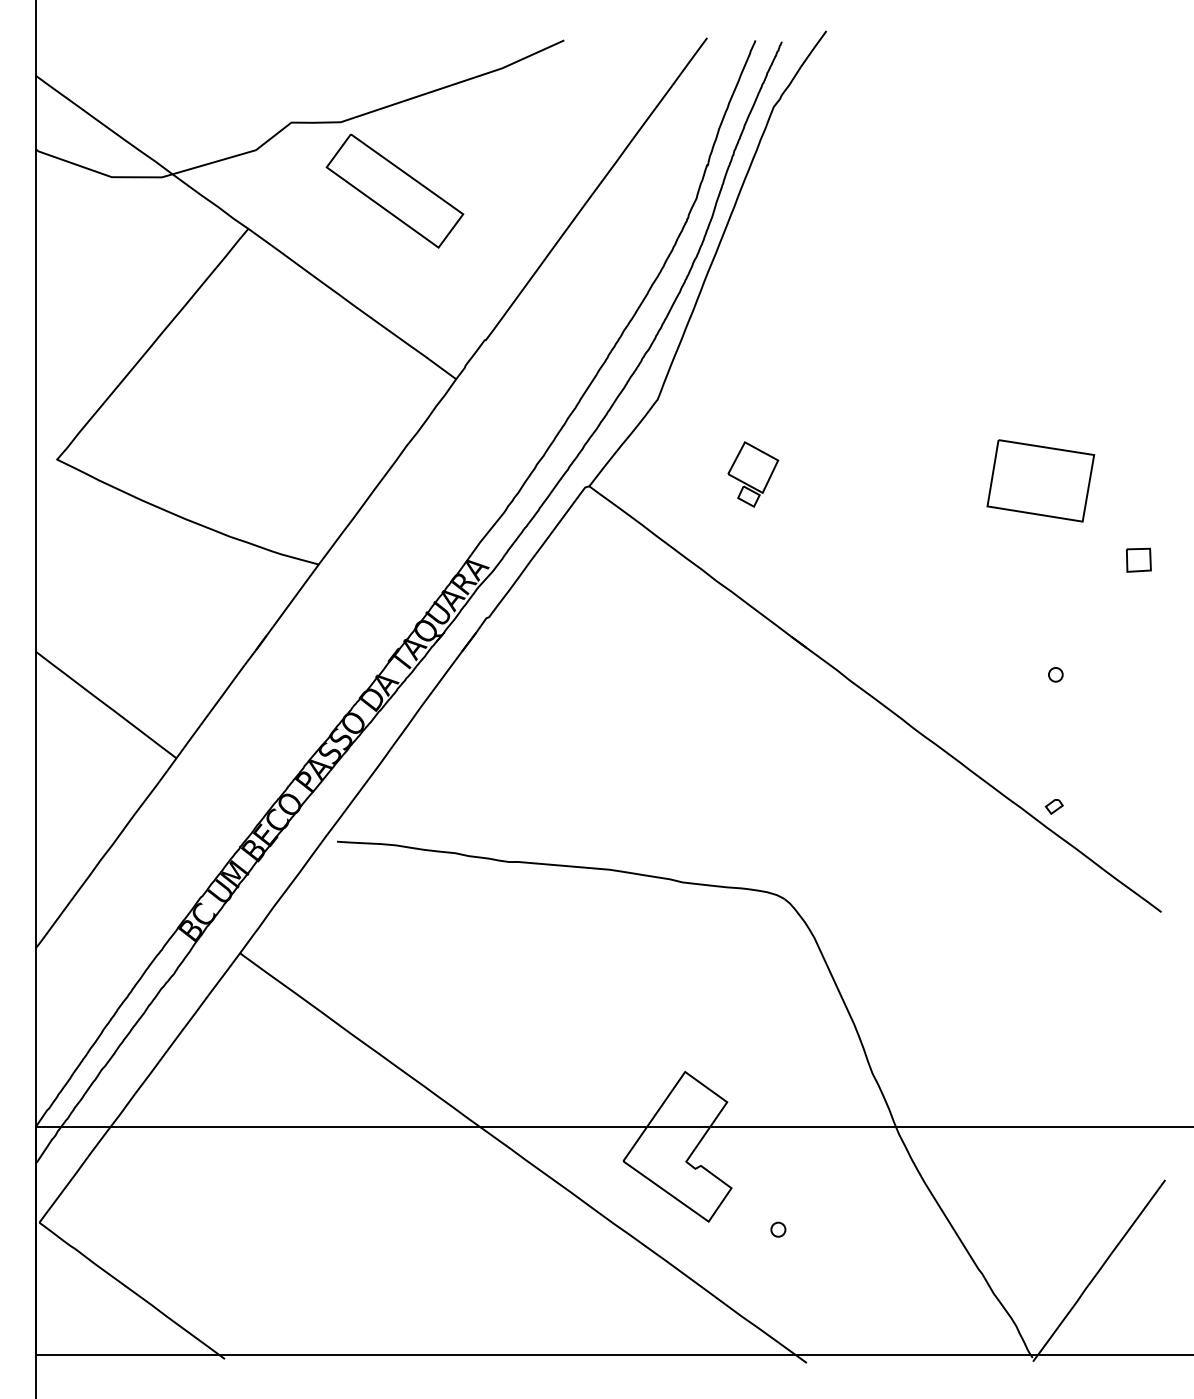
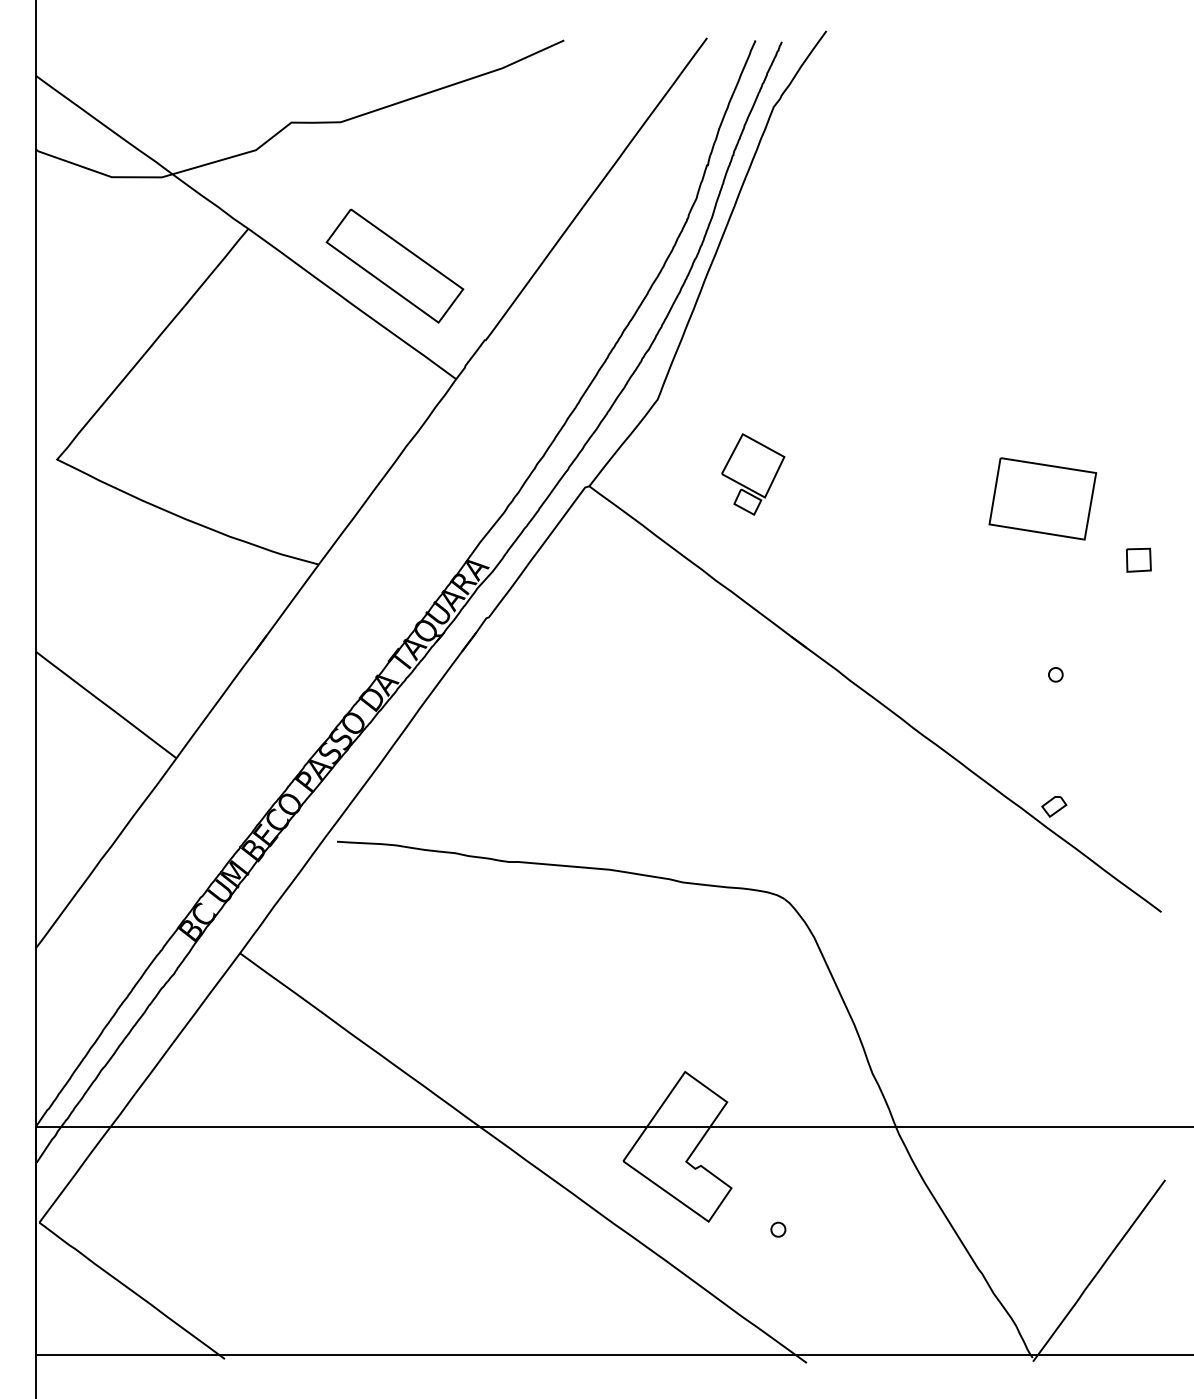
part position: (394, 190) -> (394, 265) (394, 265)
part size: 53x67 px -> 65x83 px (753, 474)
part position: (1040, 480) -> (1042, 498) (1042, 498)
part size: 20x16 px -> 27x22 px (1054, 806)
